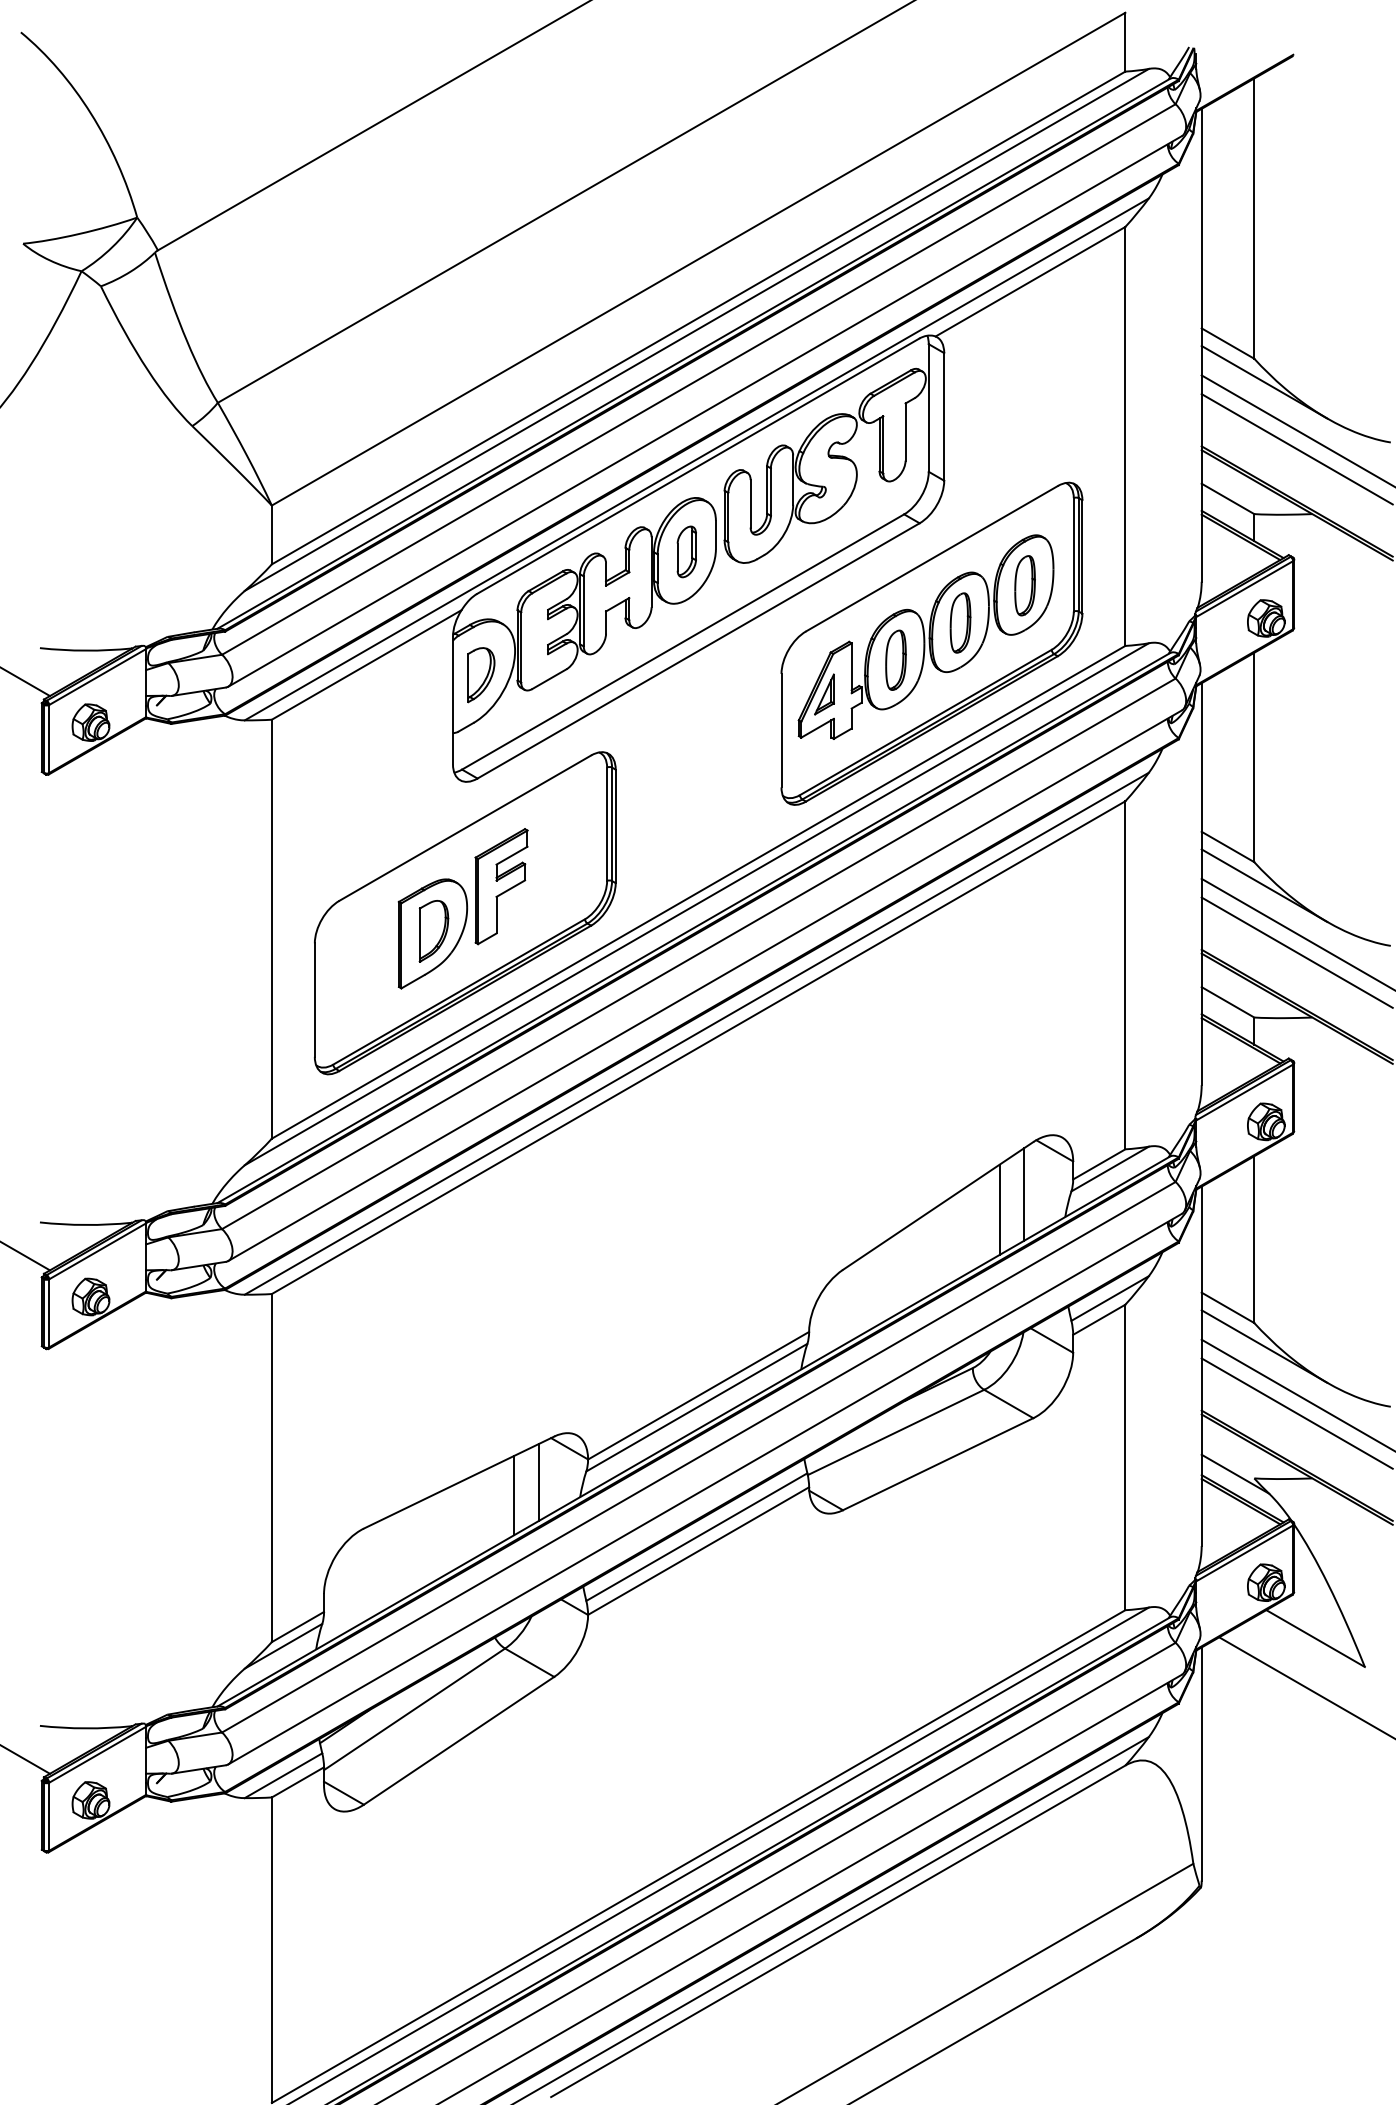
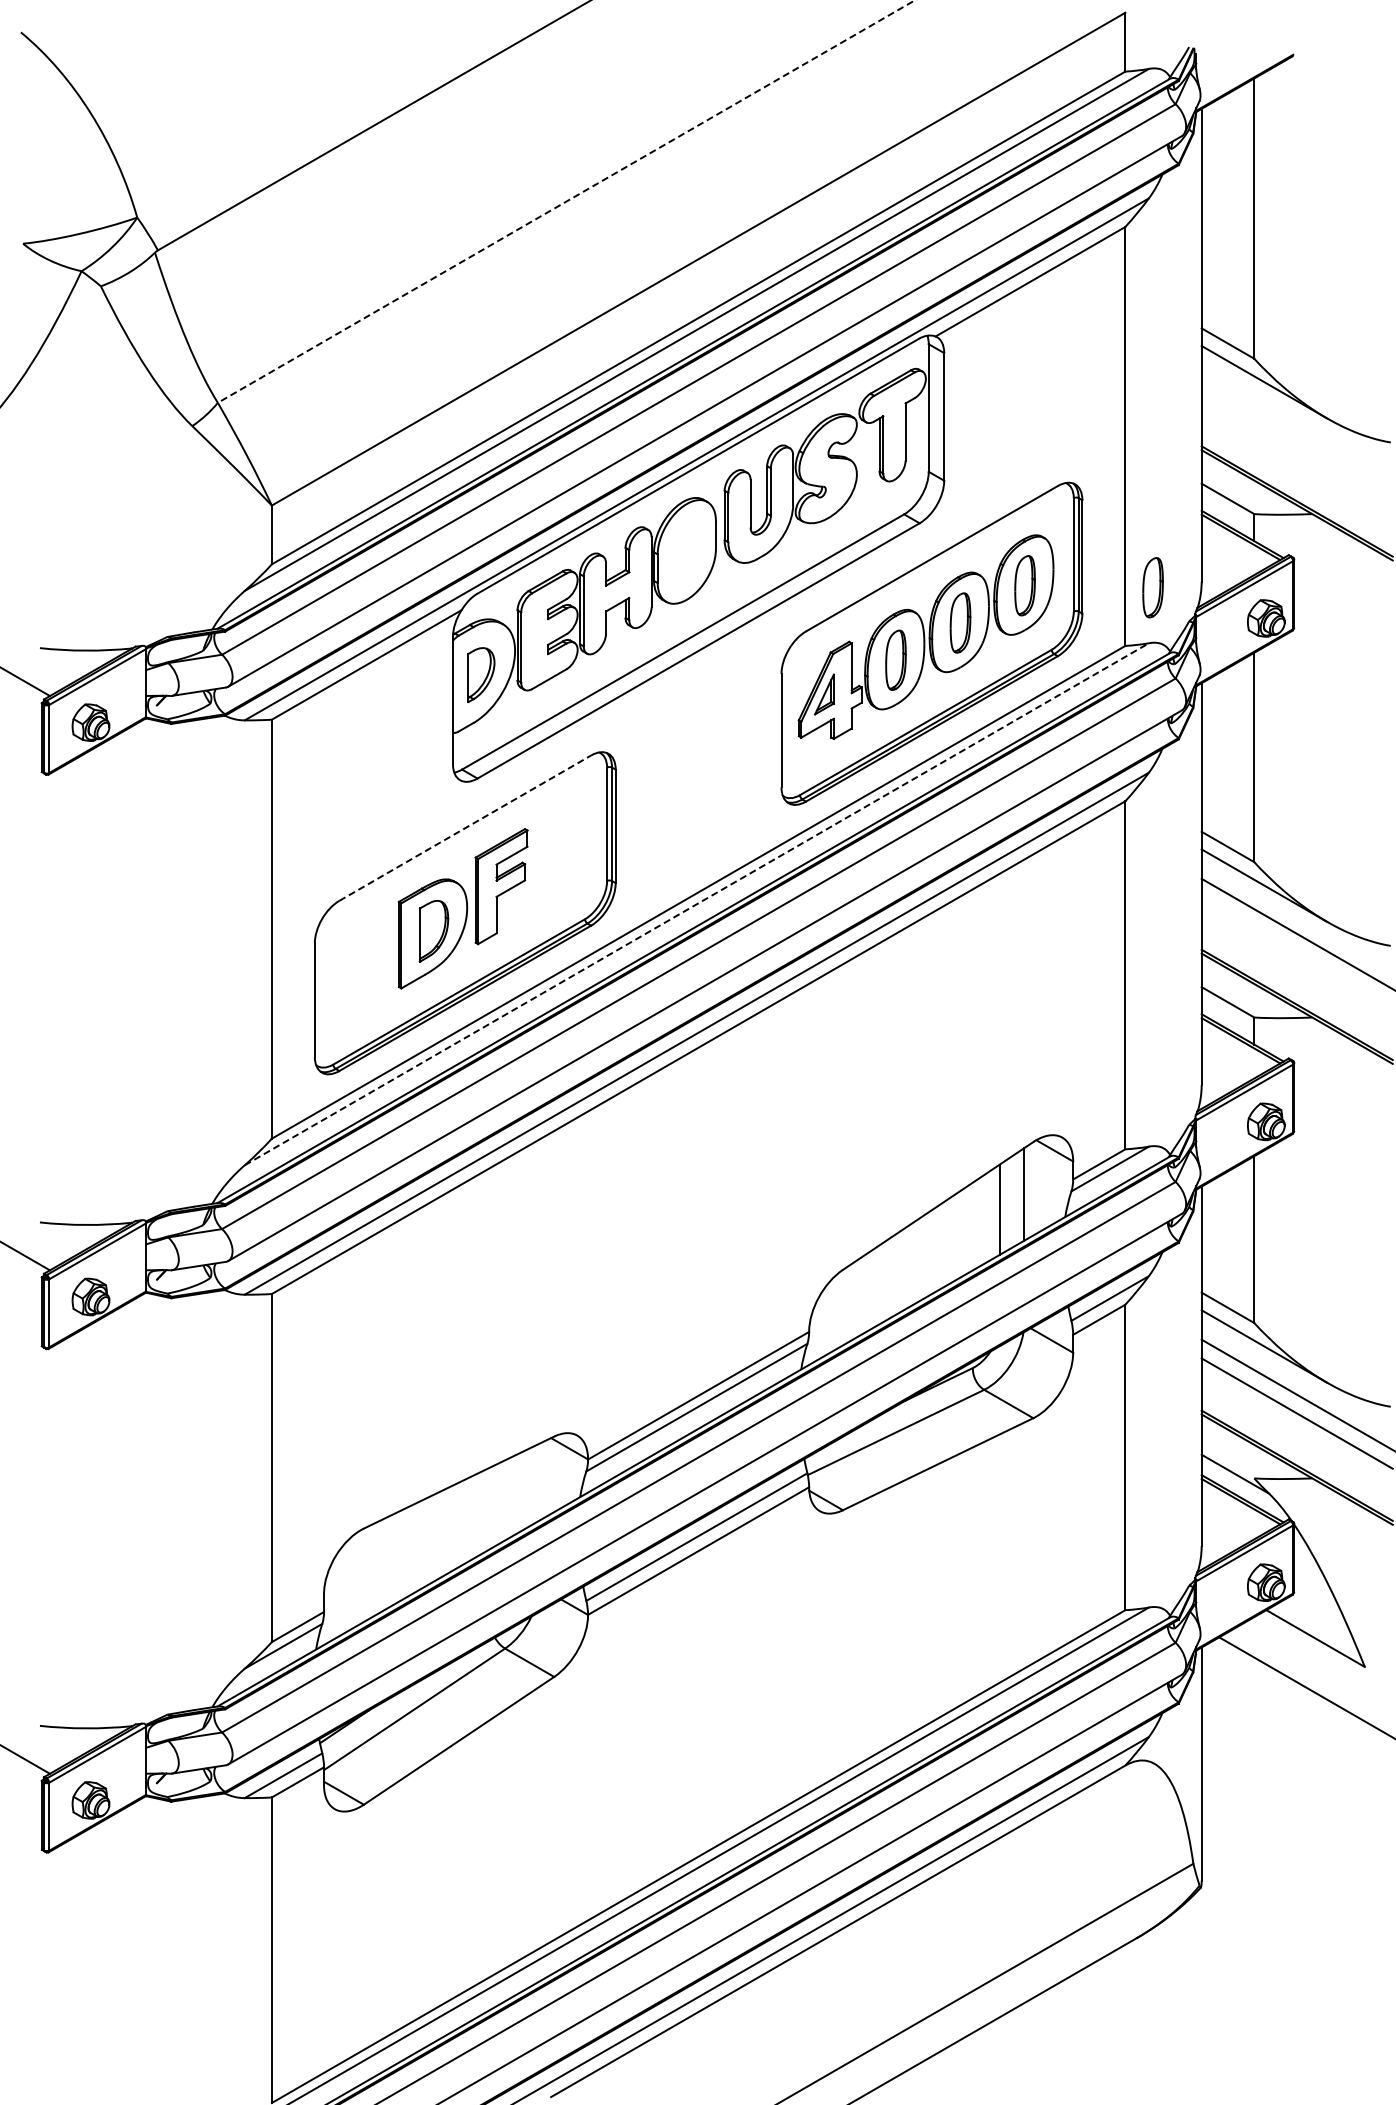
line: solid -> dashed (565, 201)
line: present -> none (1296, 430)
line: present -> none (1296, 449)
part: present -> none (686, 551)
part: none -> present (1152, 587)
line: solid -> dashed (465, 827)
line: solid -> dashed (697, 904)
line: present -> none (1296, 952)
line: present -> none (538, 1481)
line: present -> none (514, 1495)
